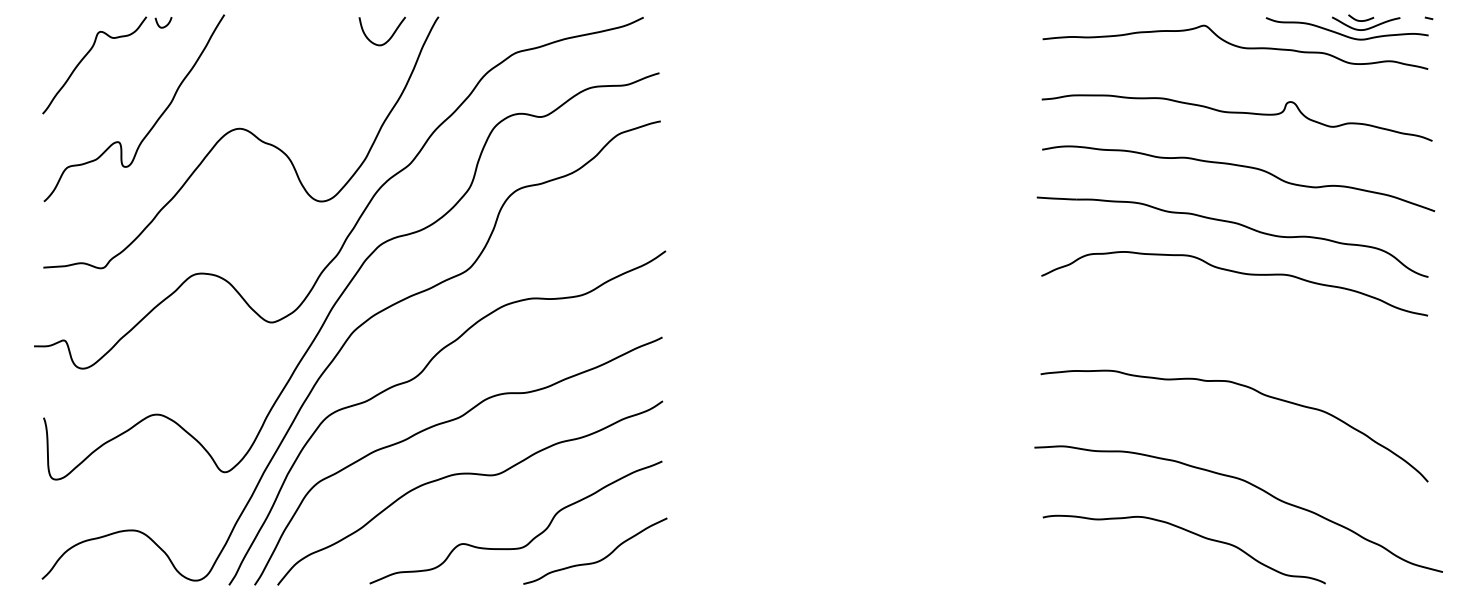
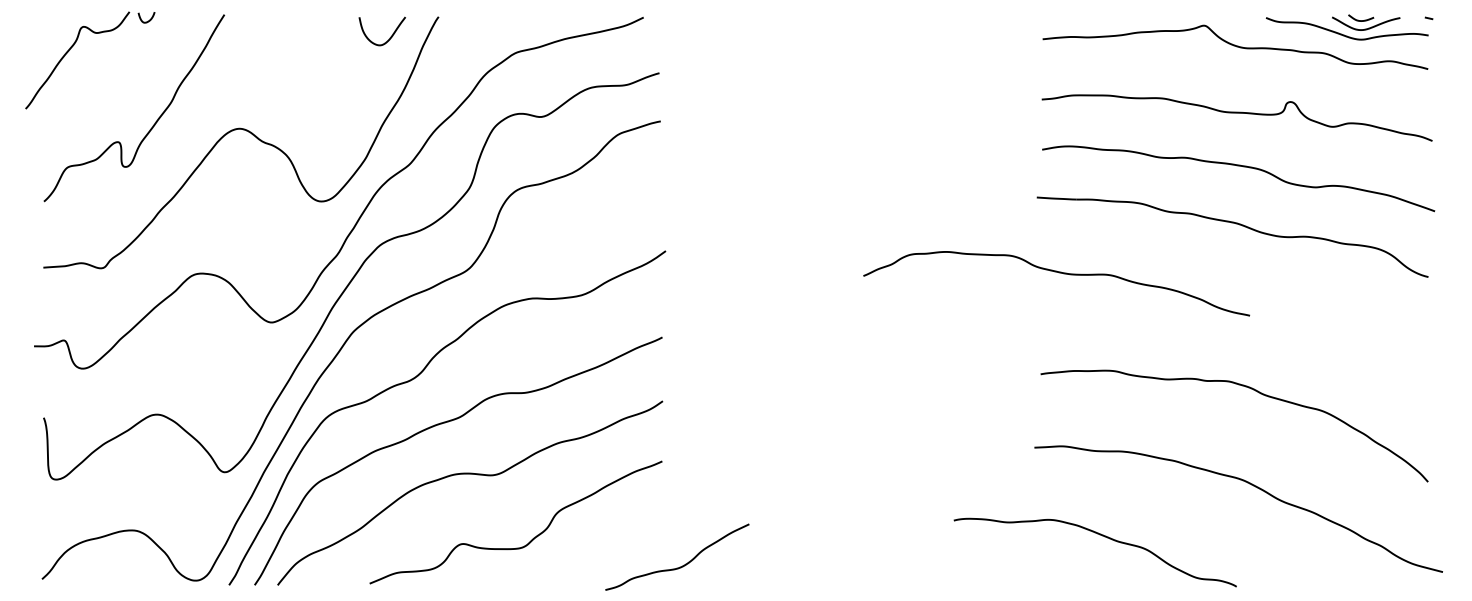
part position: (91, 50) -> (74, 45) (74, 45)
curve position: (1237, 273) -> (1059, 273) (1059, 273)
curve position: (1188, 532) -> (1099, 535) (1099, 535)
curve position: (597, 560) -> (679, 566) (679, 566)
